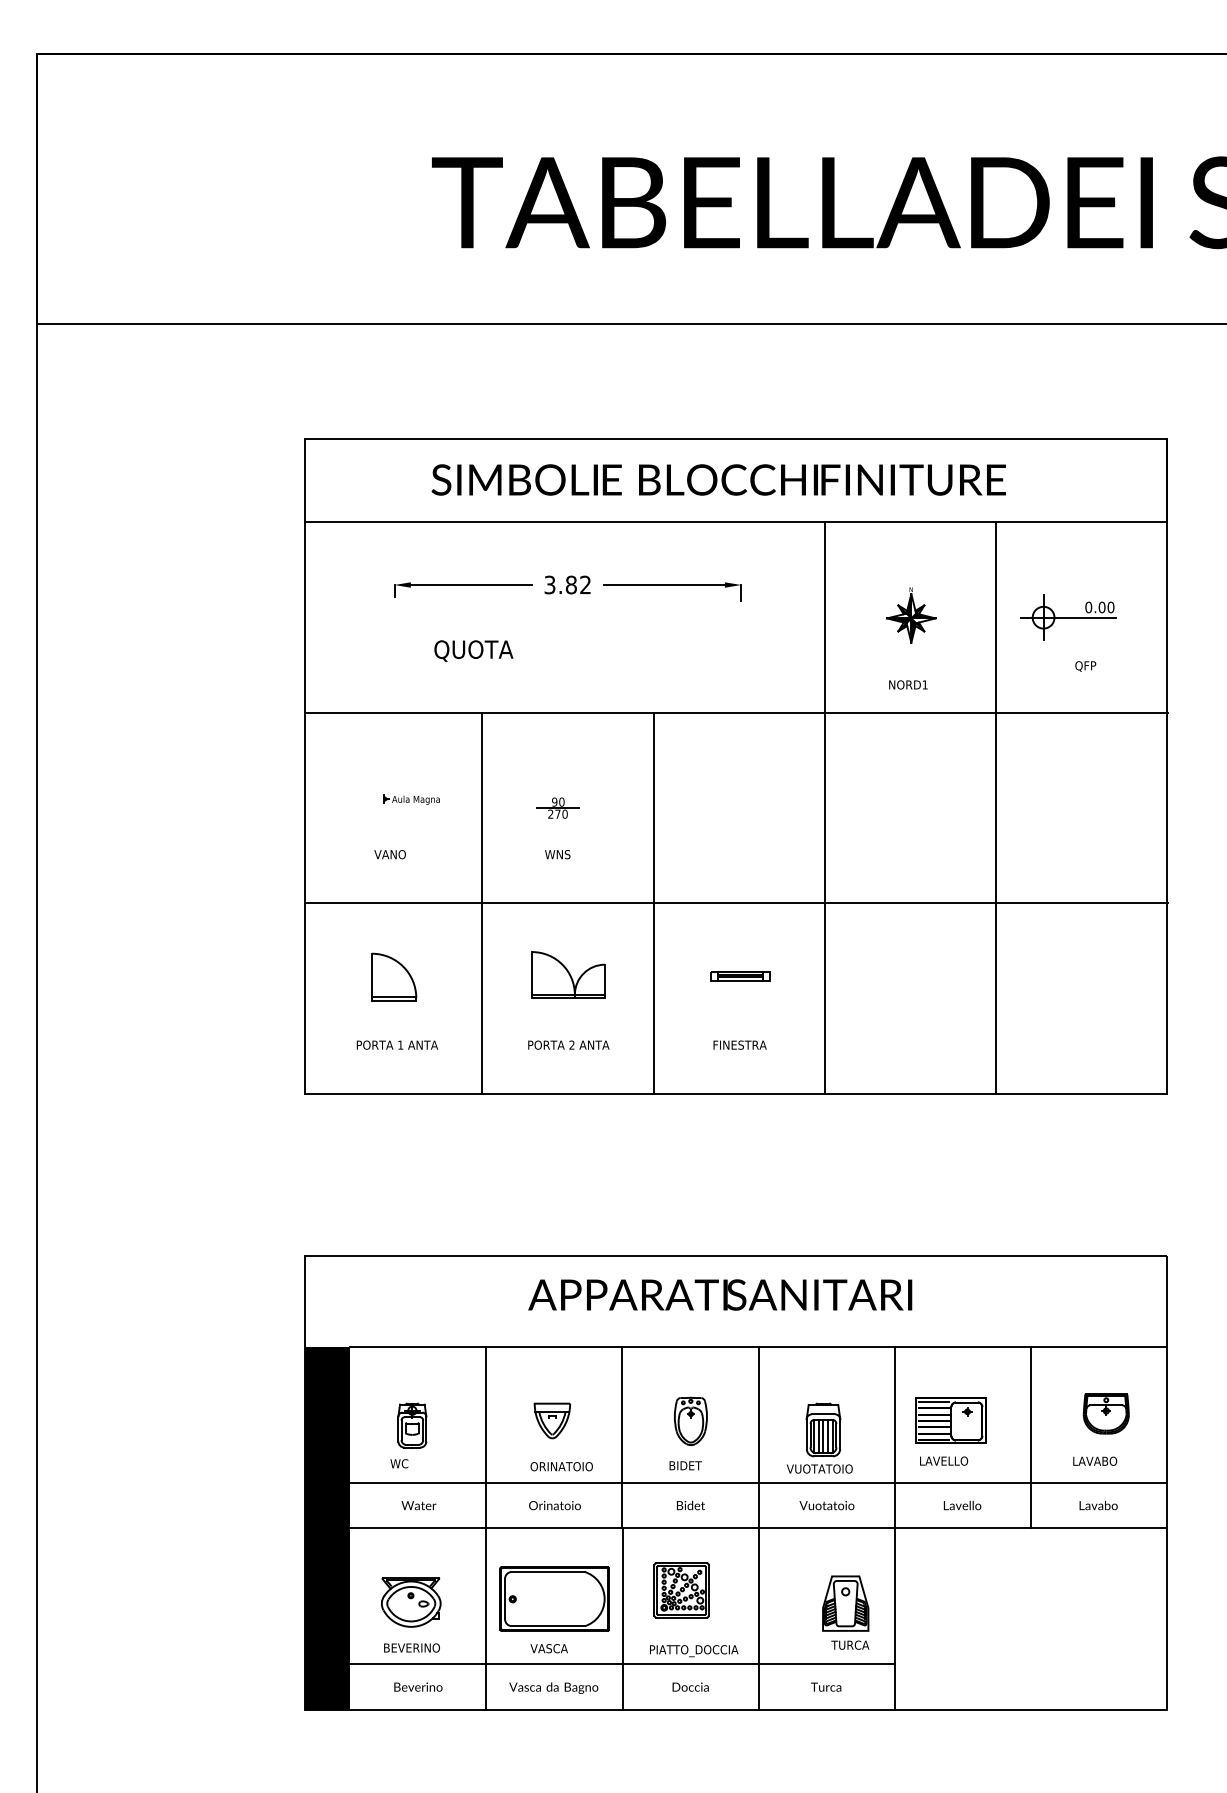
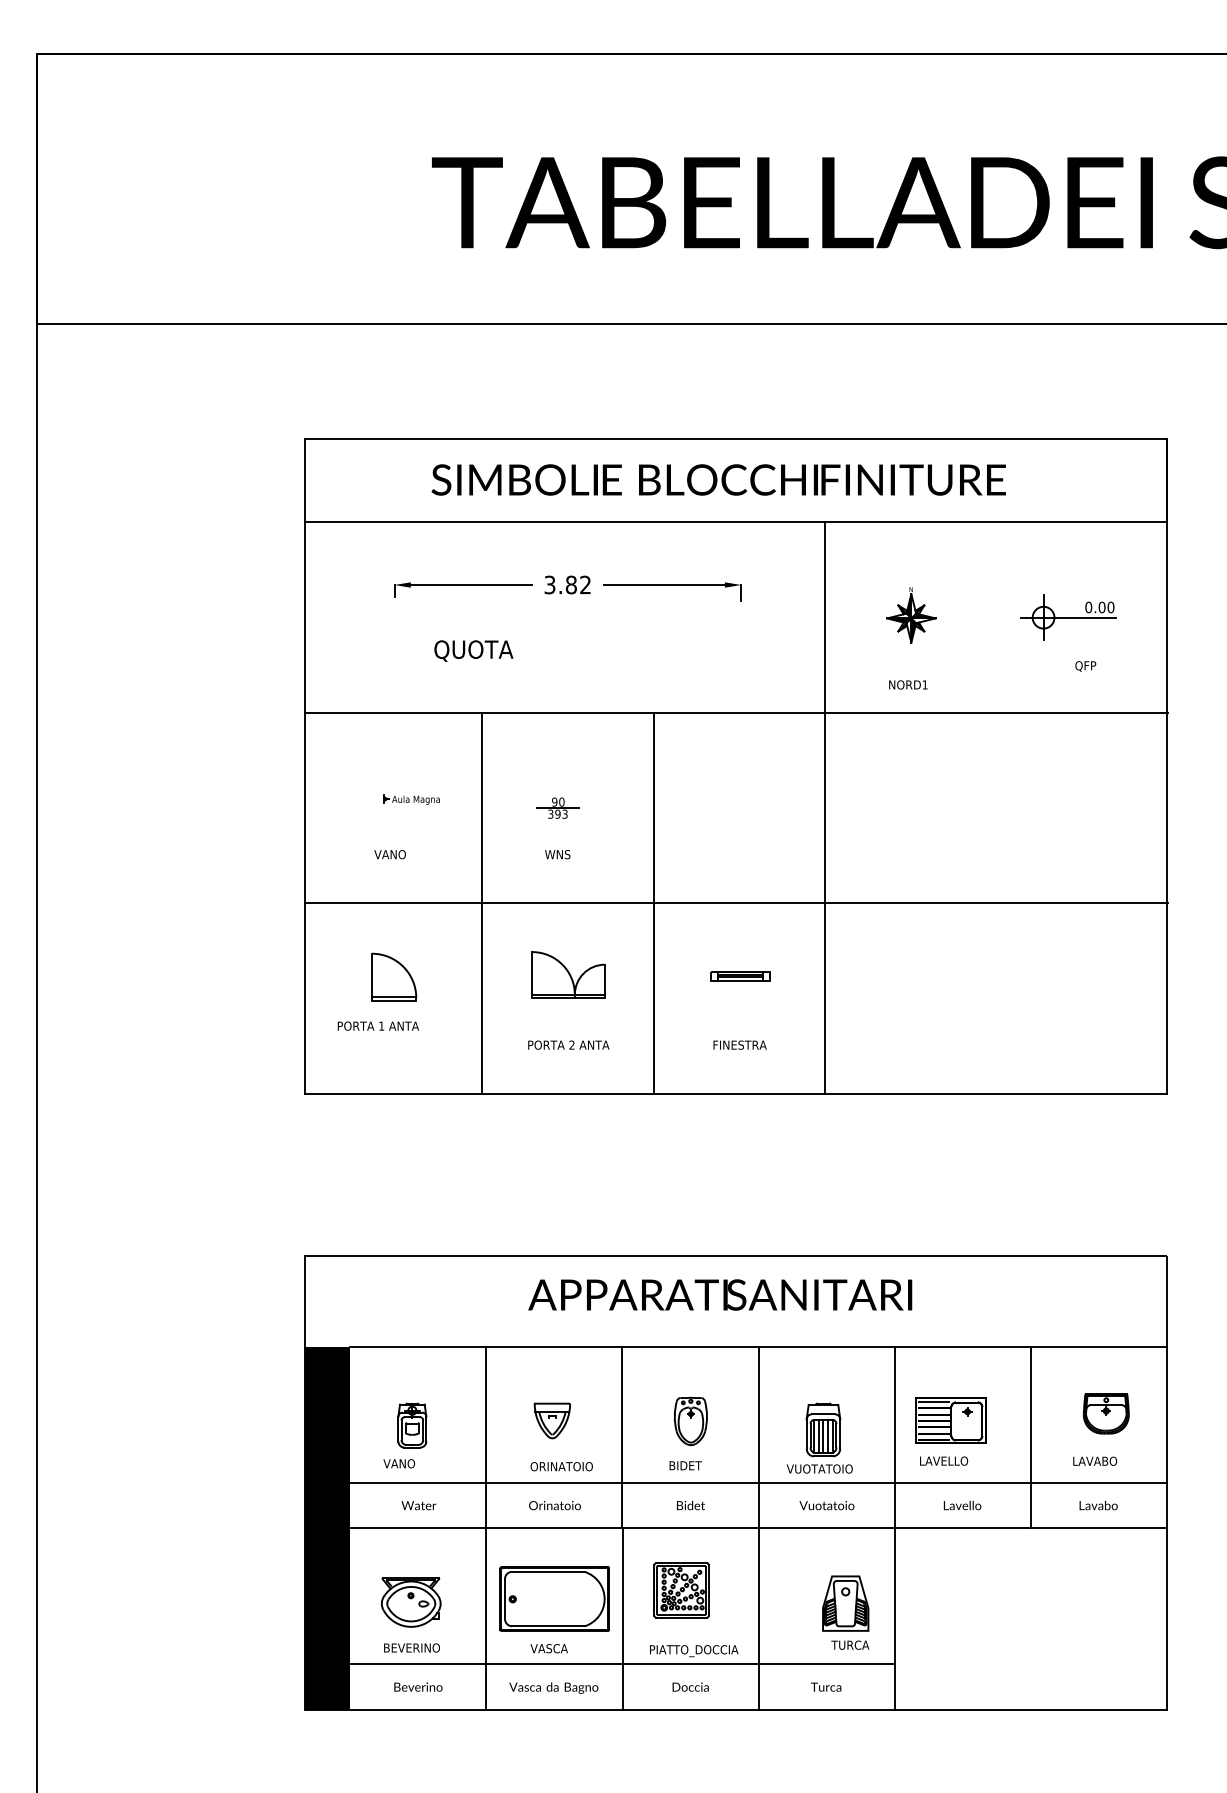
line: present -> none (996, 807)
text: 270 -> 393 (557, 813)
text position: (396, 1044) -> (377, 1025) (377, 1025)
text: WC -> VANO (399, 1463)
